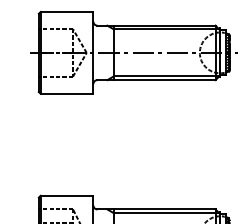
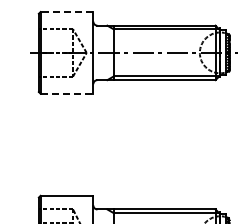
line: solid -> dashed (66, 12)
line: solid -> dashed (67, 93)
